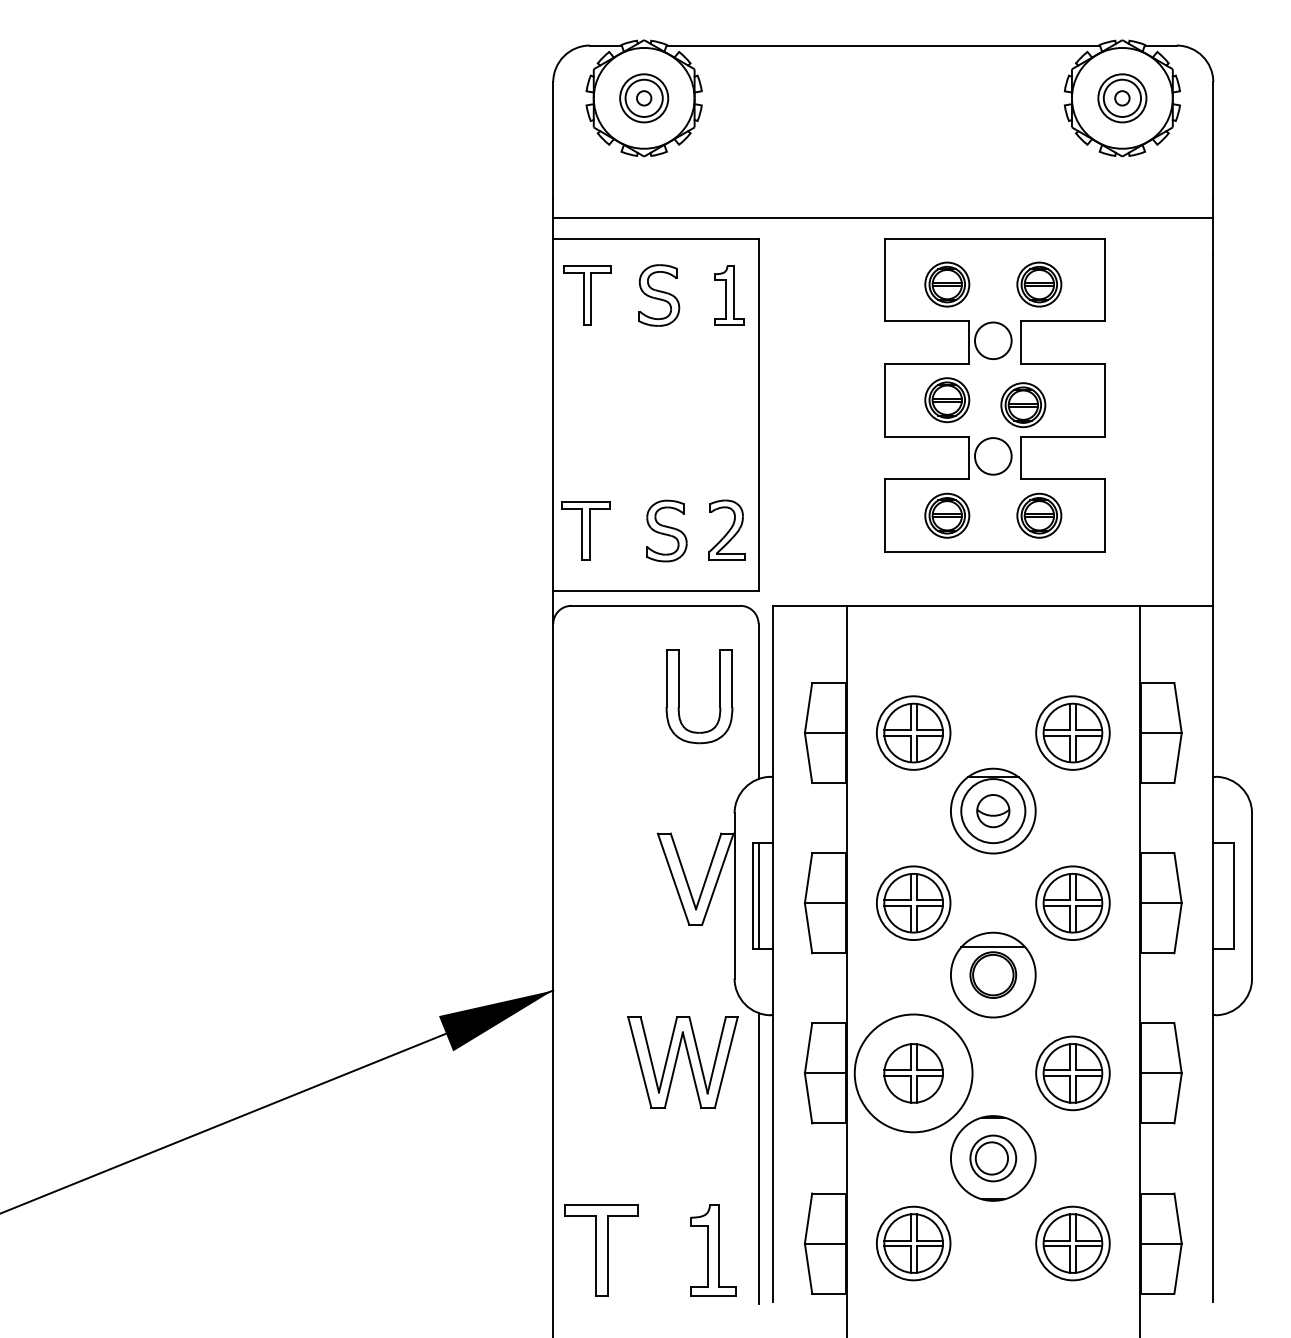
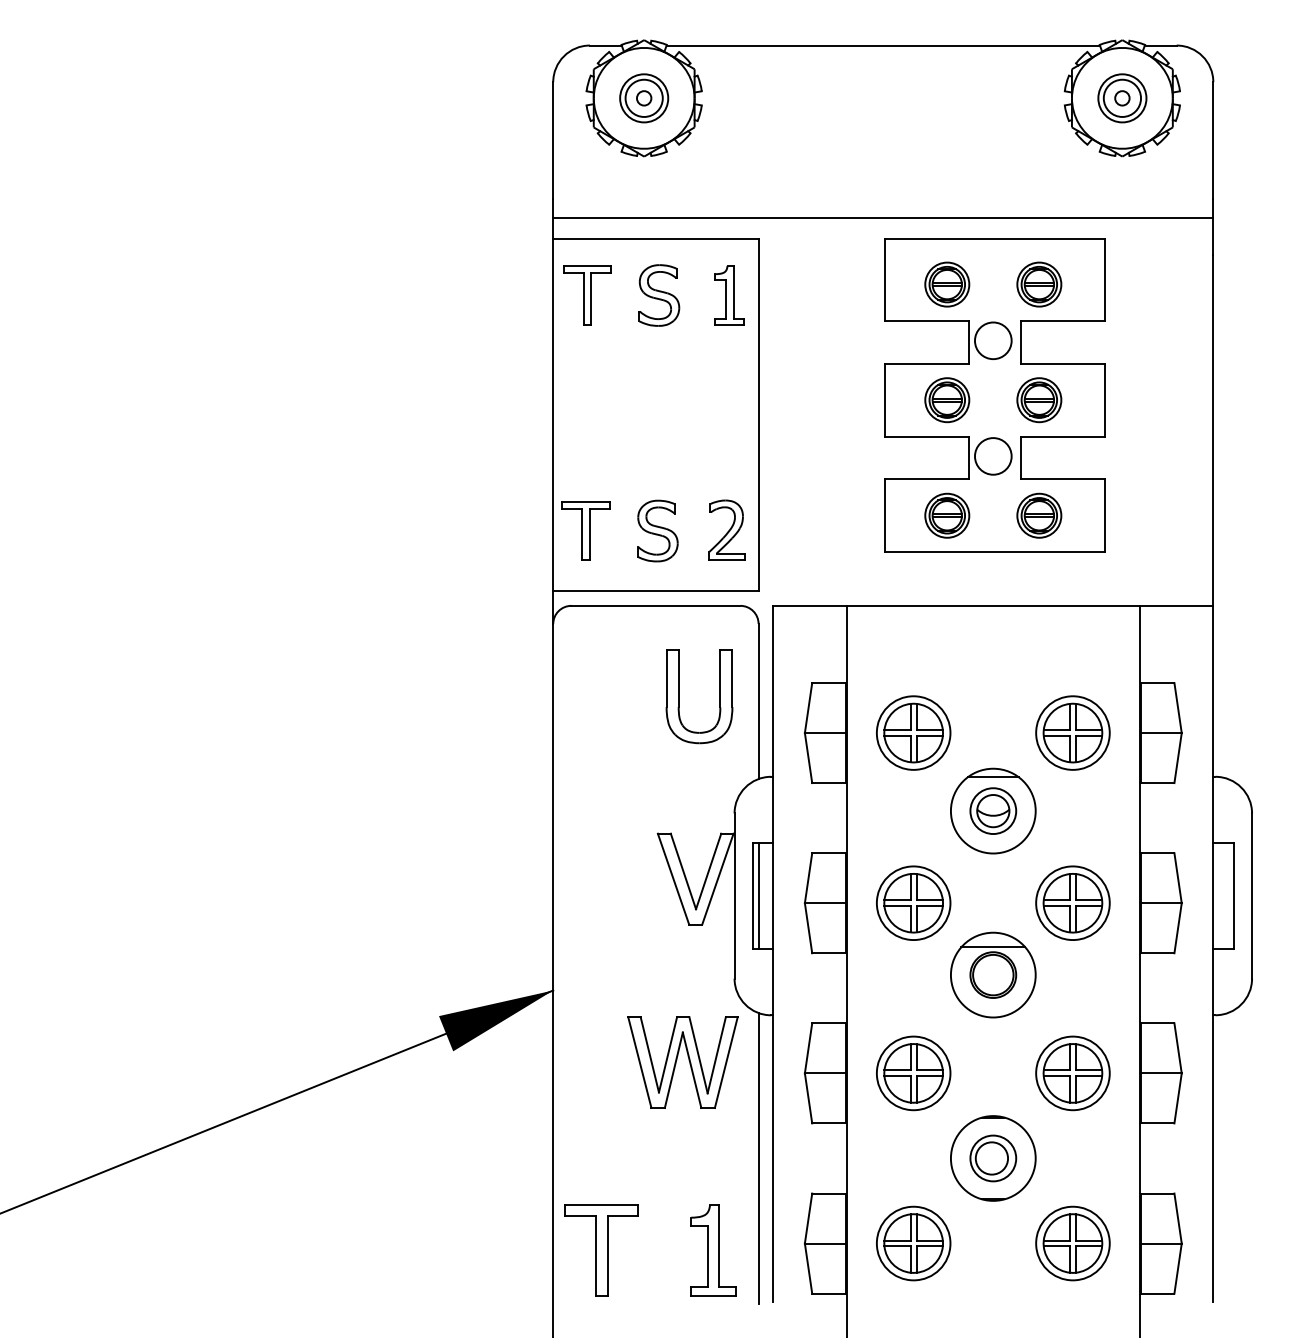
part position: (1023, 405) -> (1039, 400) (1039, 400)
part position: (666, 530) -> (657, 530) (657, 530)
circle diameter: 64 px -> 46 px (993, 811)
circle diameter: 118 px -> 74 px (913, 1073)
